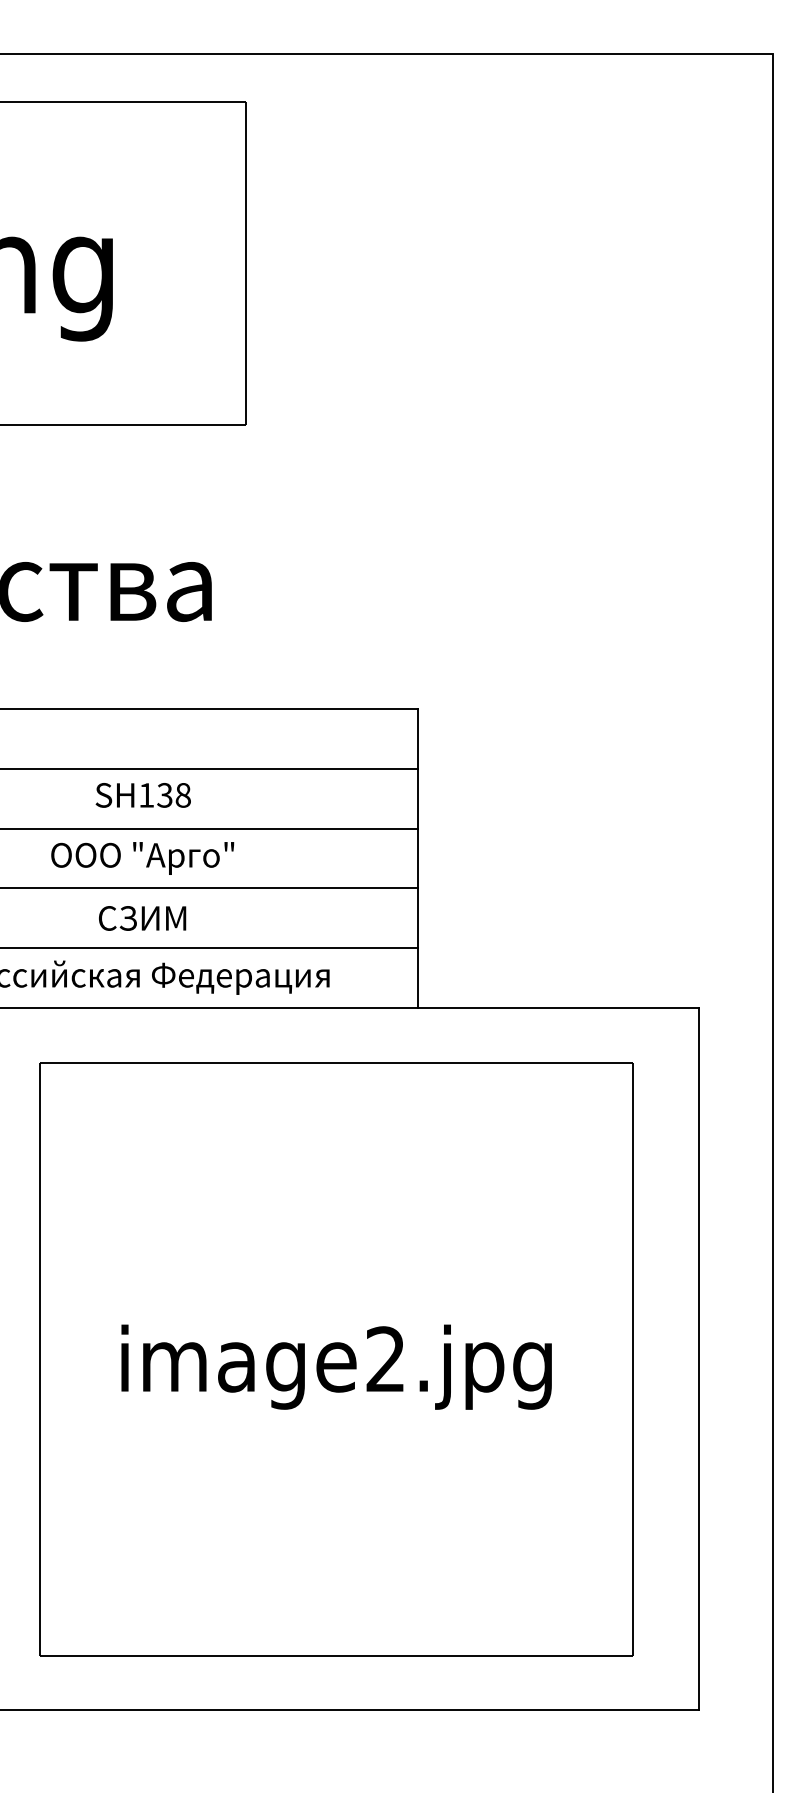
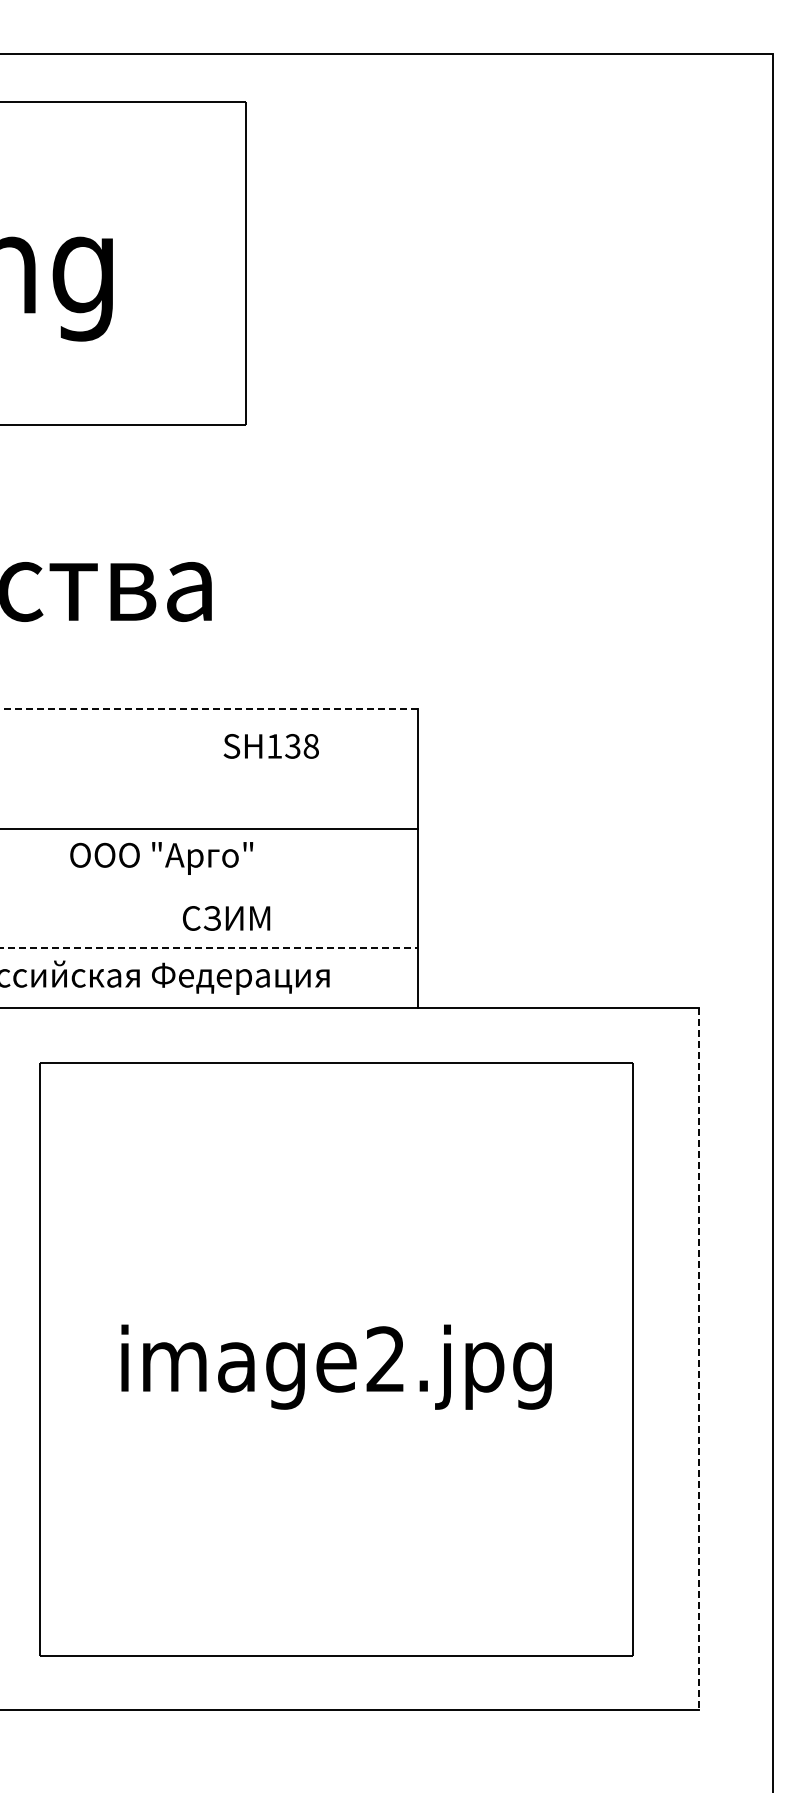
line: solid -> dashed (209, 708)
line: present -> none (210, 768)
text position: (142, 795) -> (270, 746) (270, 746)
text position: (142, 858) -> (161, 858) (161, 858)
line: present -> none (210, 888)
text position: (142, 918) -> (226, 918) (226, 918)
line: solid -> dashed (209, 948)
line: solid -> dashed (698, 1359)
